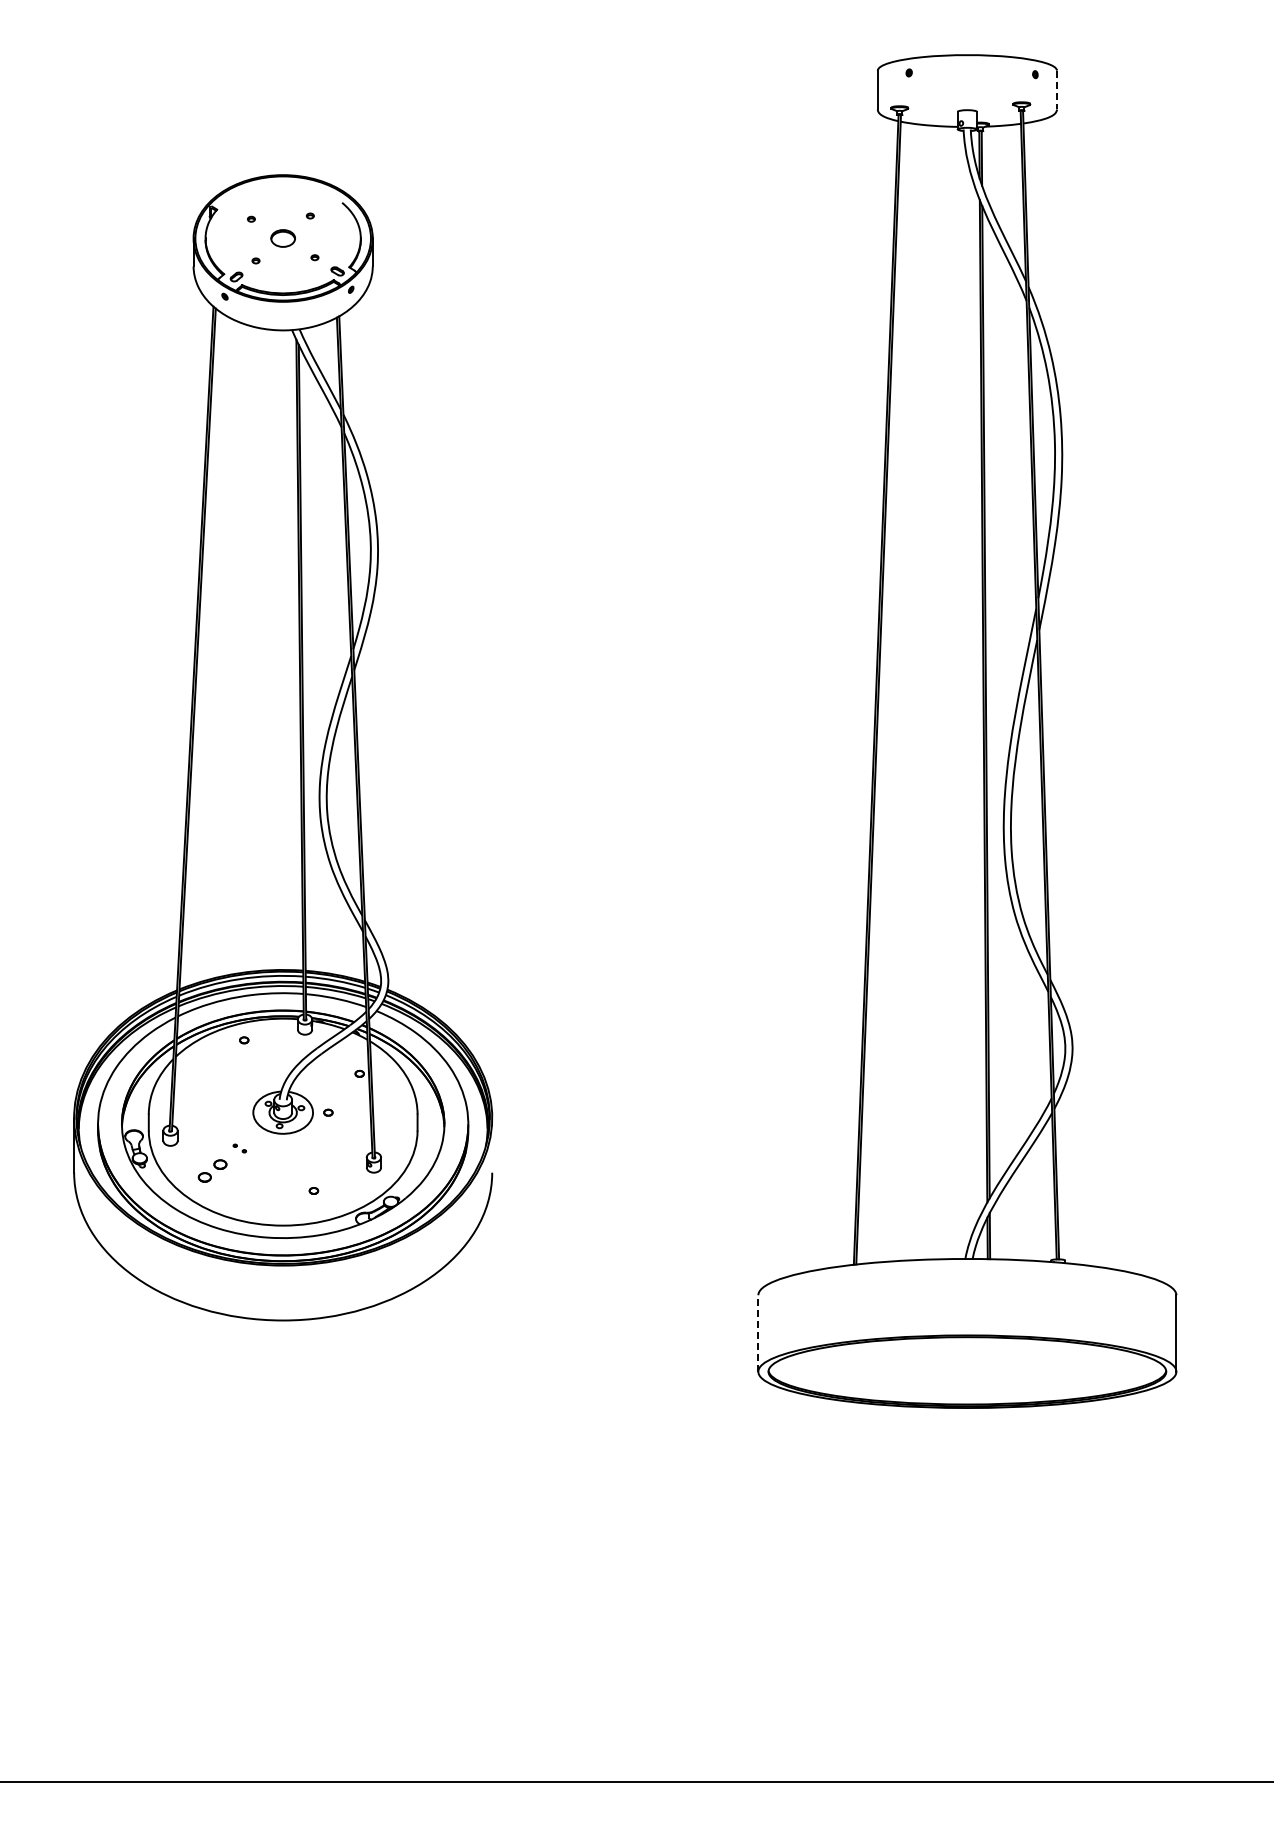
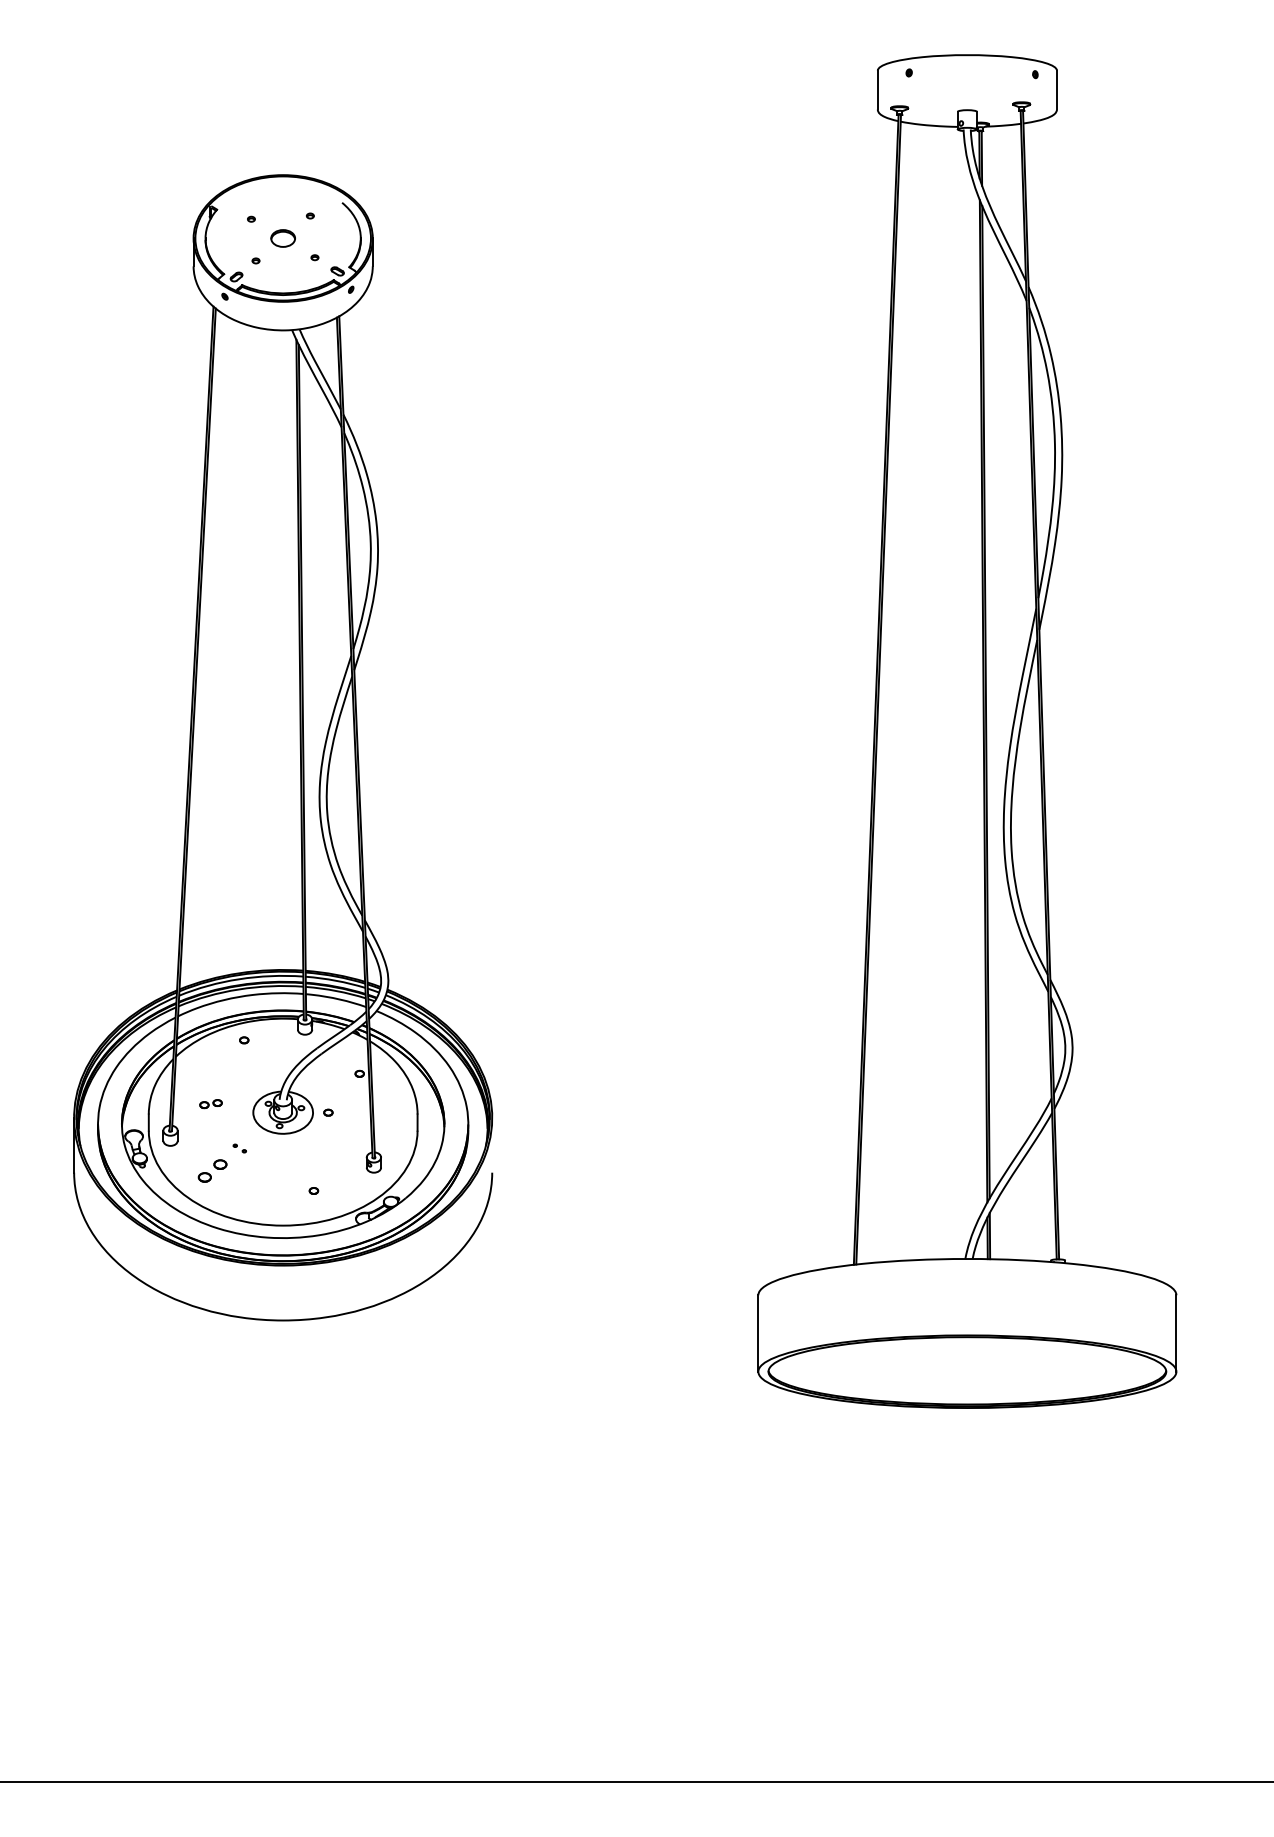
line: dashed -> solid (1056, 90)
part: none -> present (210, 1104)
line: dashed -> solid (758, 1333)
